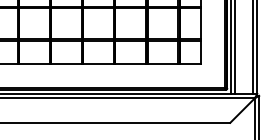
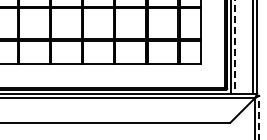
line: solid -> dashed (235, 46)
line: solid -> dashed (259, 117)
